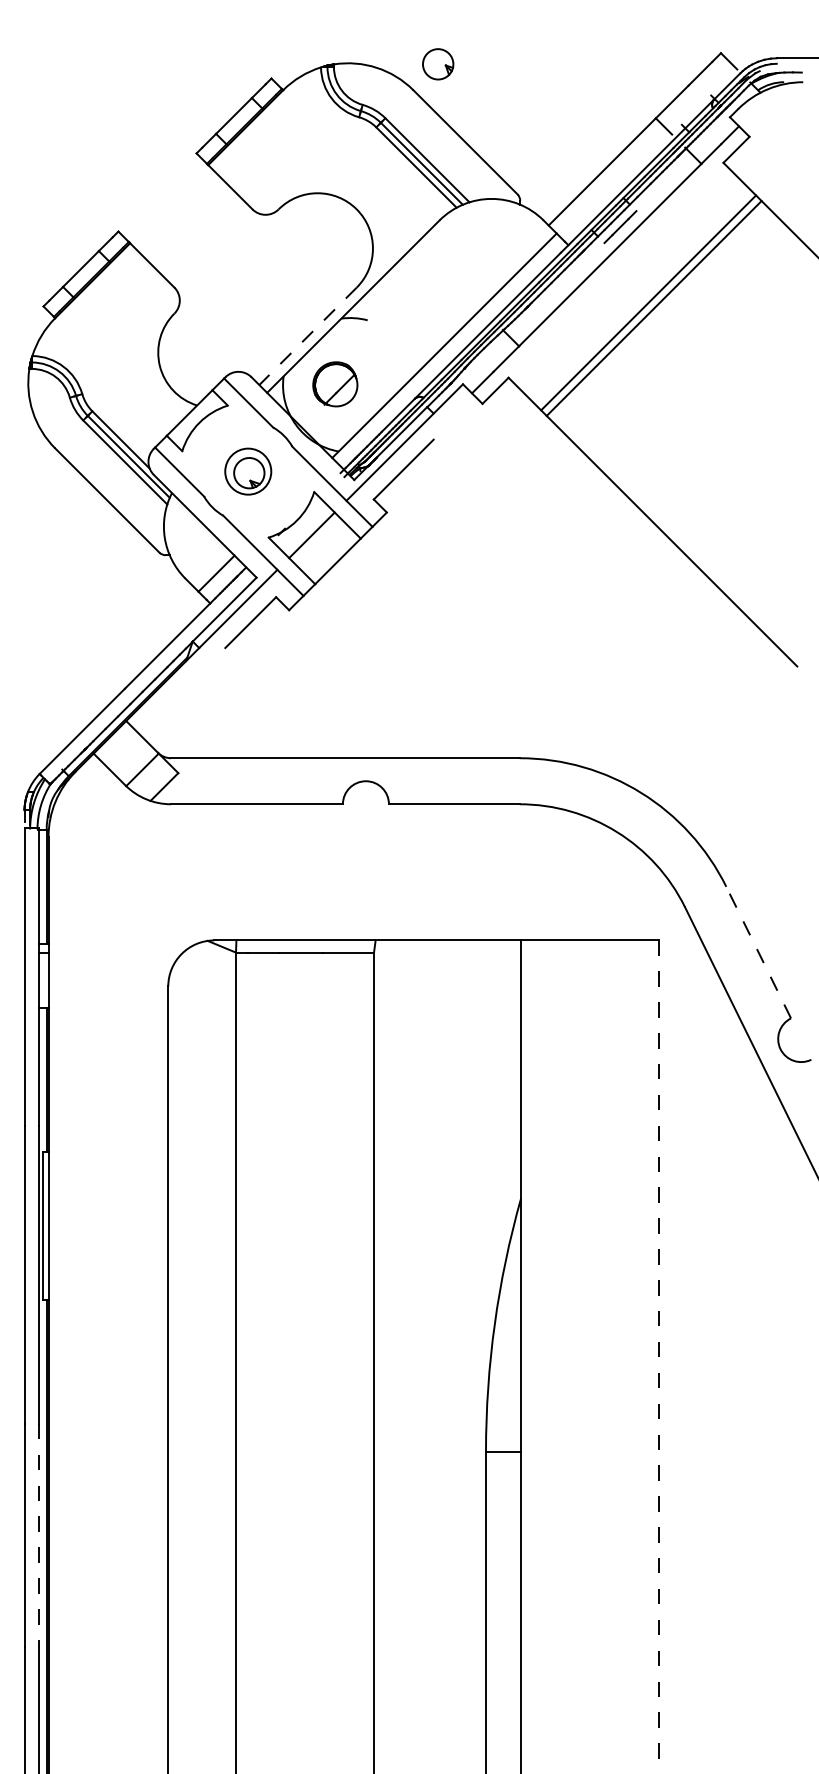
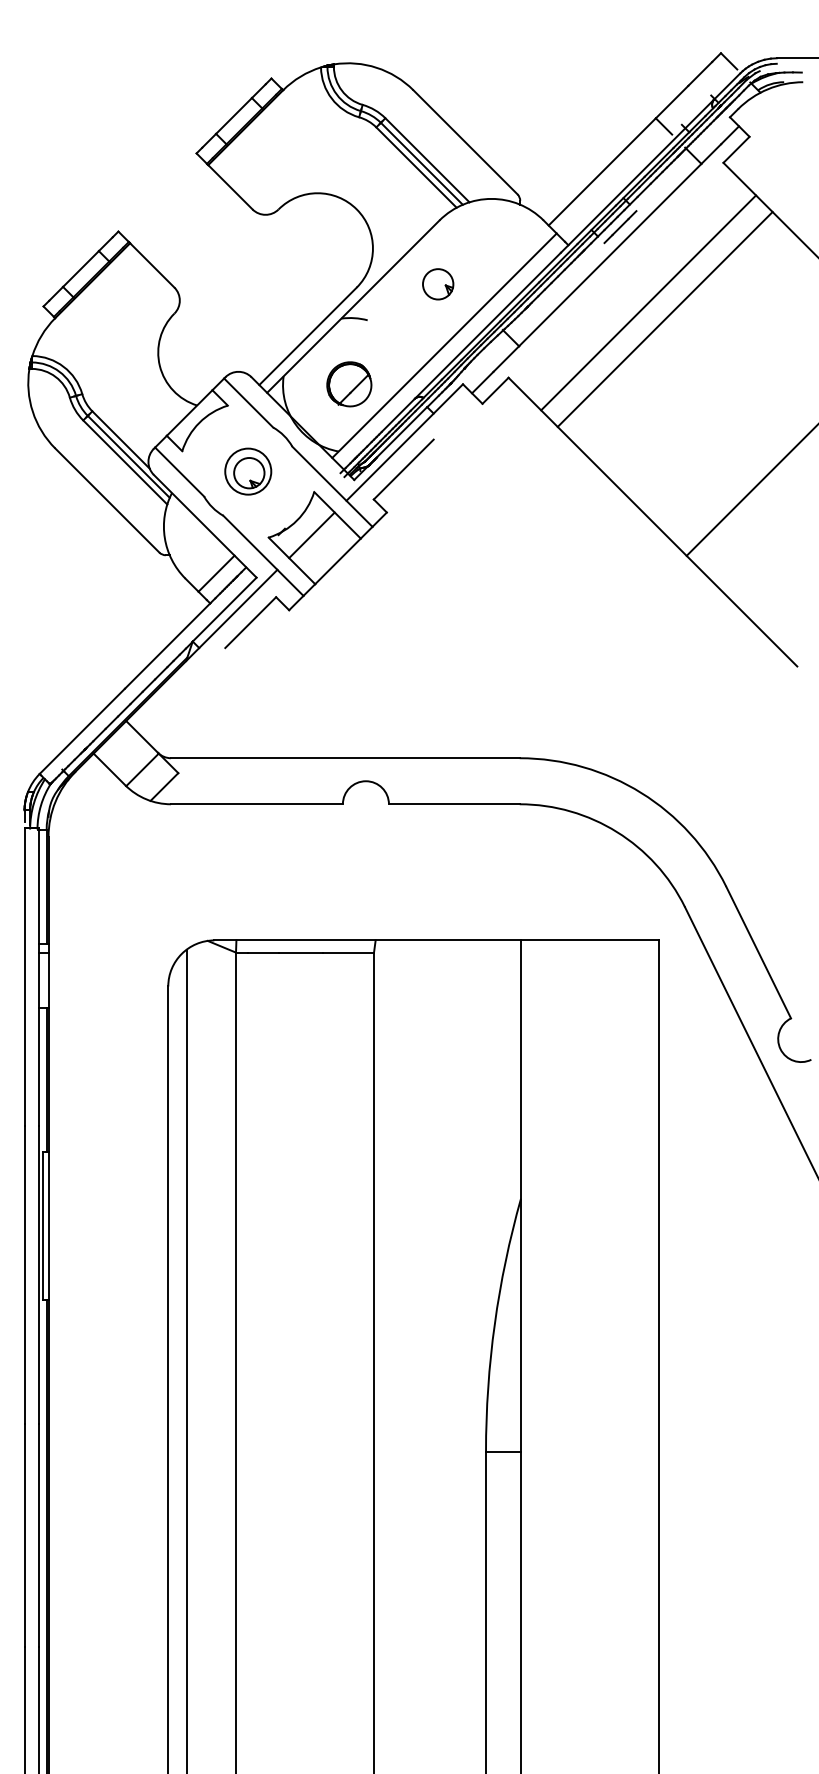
part position: (438, 64) -> (438, 284) (438, 284)
line position: (653, 308) -> (664, 319) (664, 319)
line: dashed -> solid (308, 336)
part position: (335, 384) -> (349, 384) (349, 384)
line: none -> present (750, 490)
line: dashed -> solid (758, 952)
line: dashed -> solid (659, 1357)
line: none -> present (186, 1359)
line: dashed -> solid (39, 1535)
